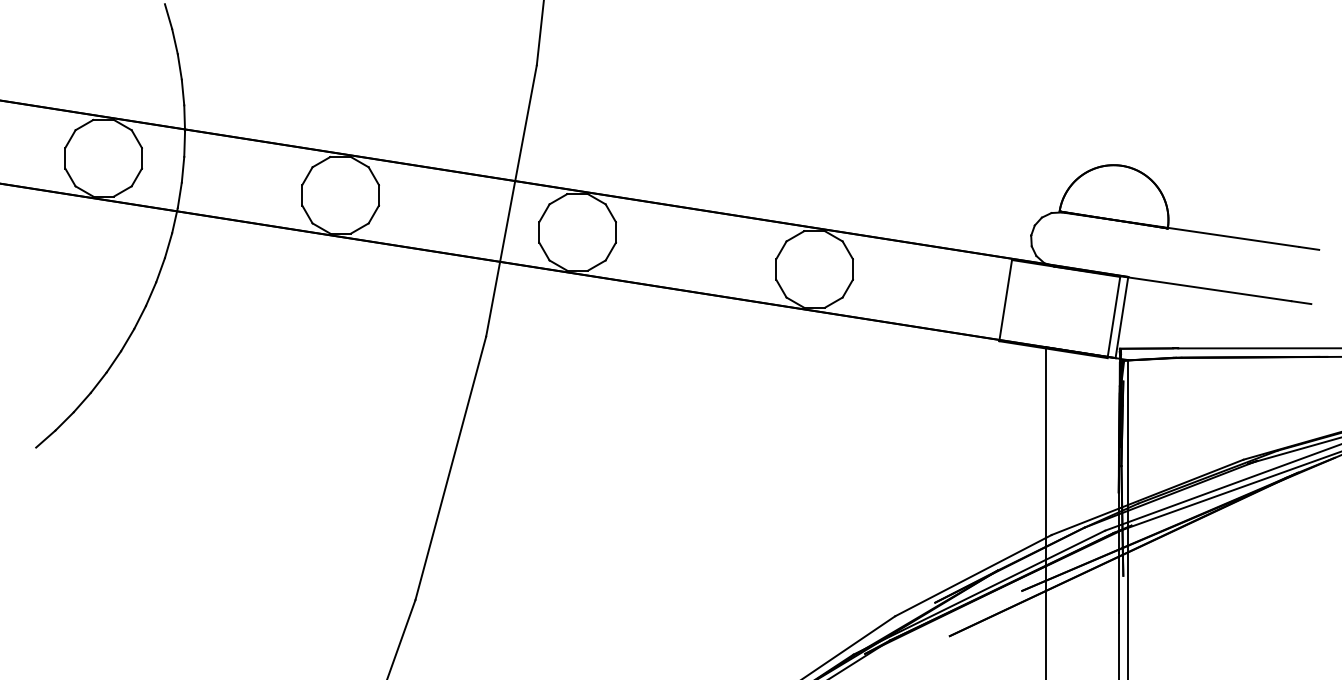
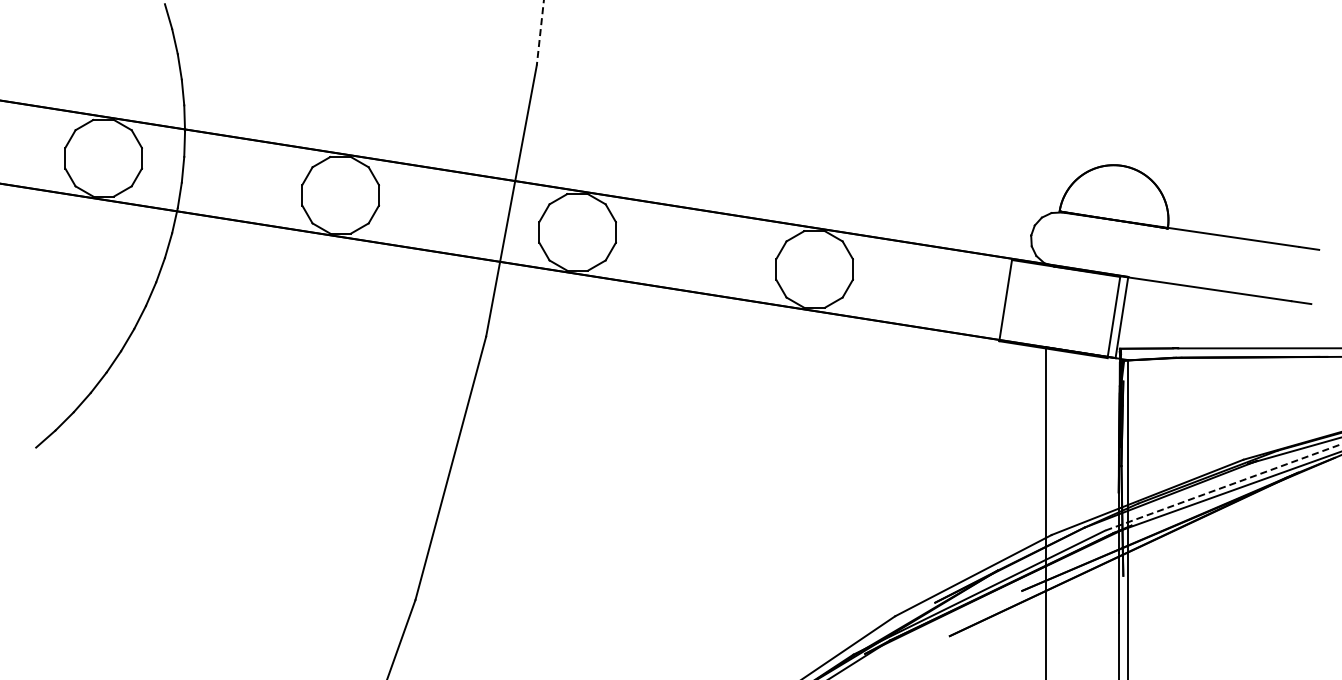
line: solid -> dashed (540, 33)
line: solid -> dashed (1223, 487)
